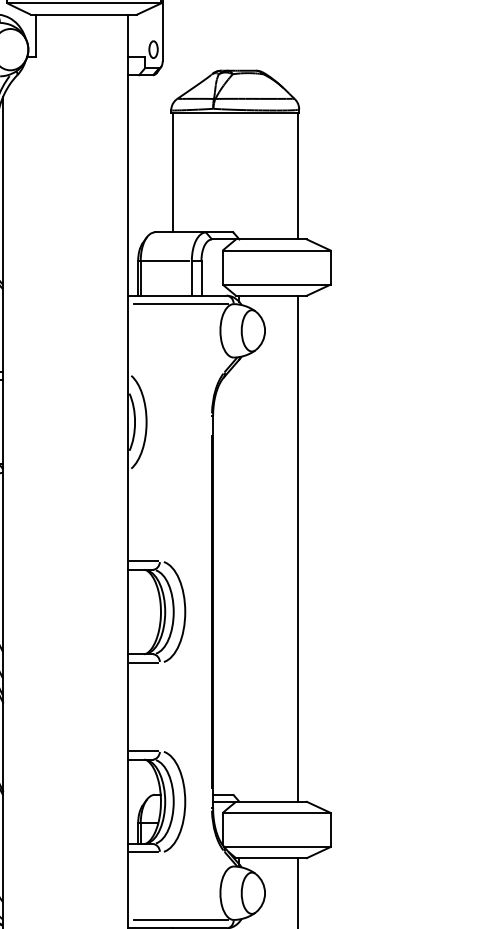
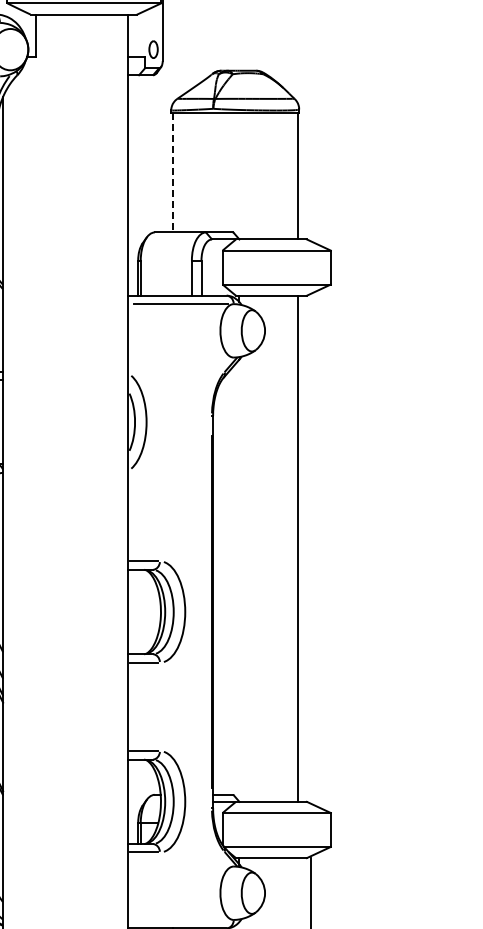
line: solid -> dashed (172, 172)
line: present -> none (166, 260)
line position: (297, 891) -> (310, 891) (310, 891)
line: present -> none (180, 919)
